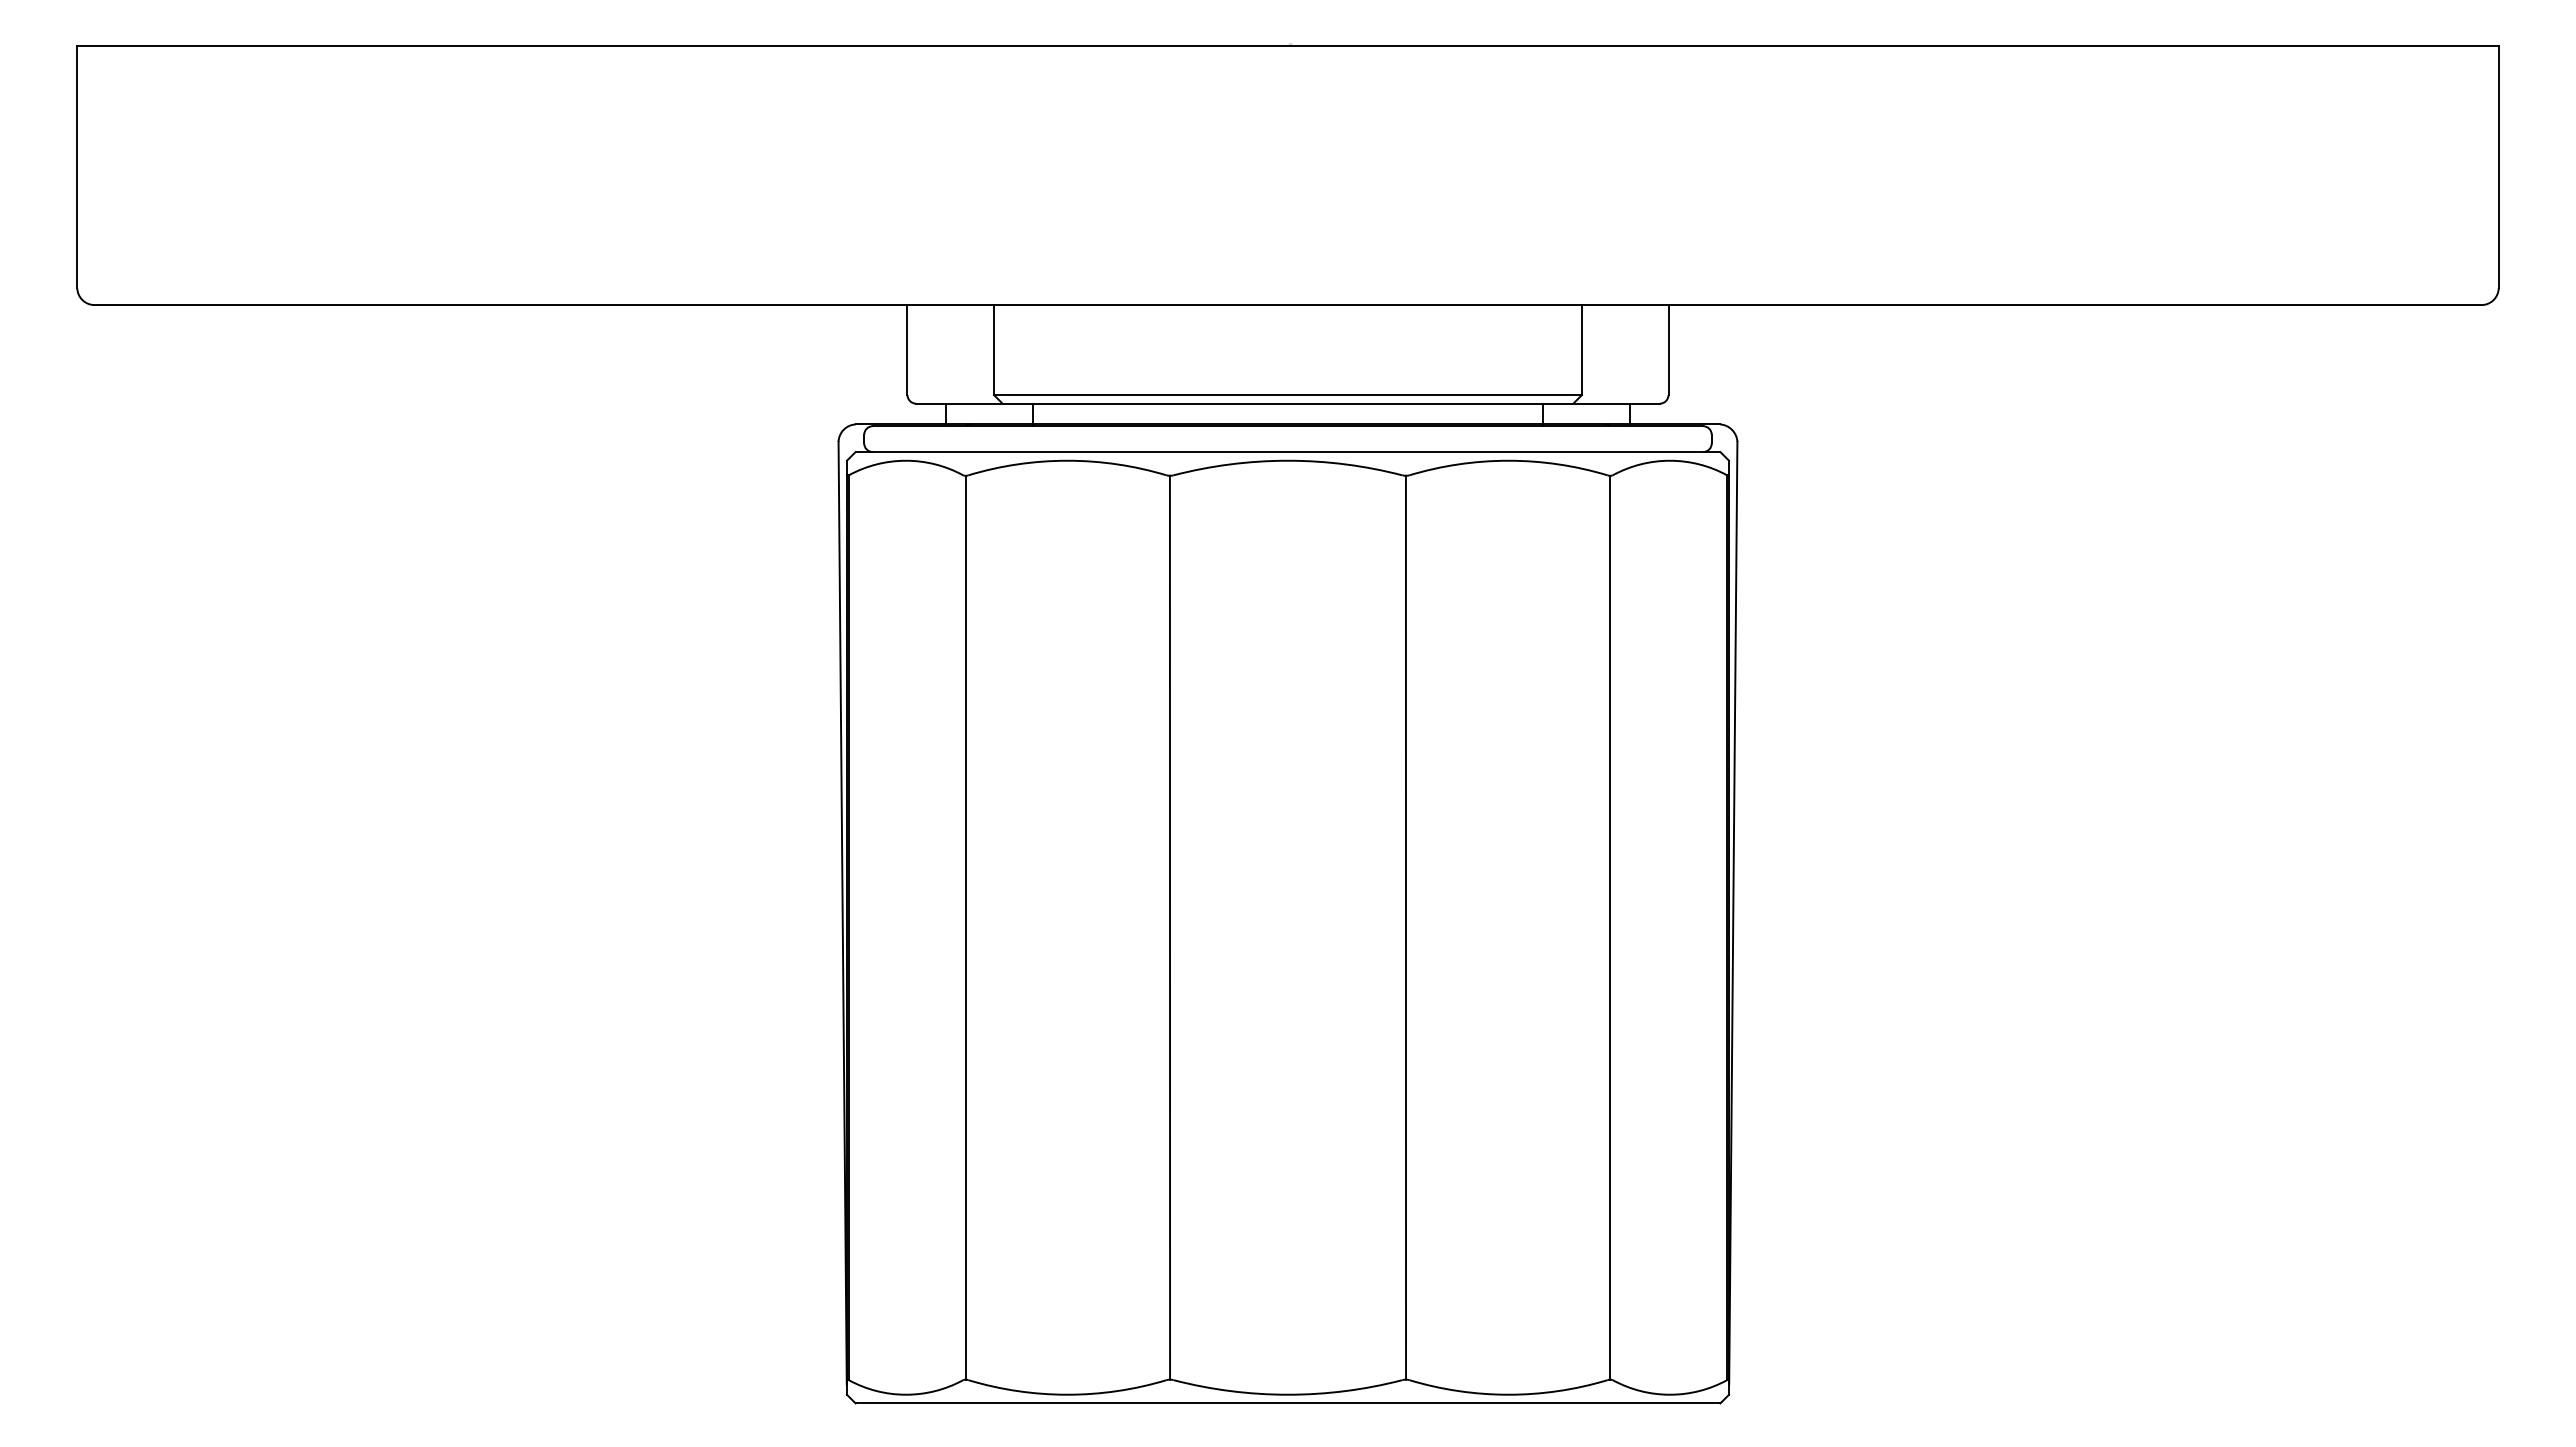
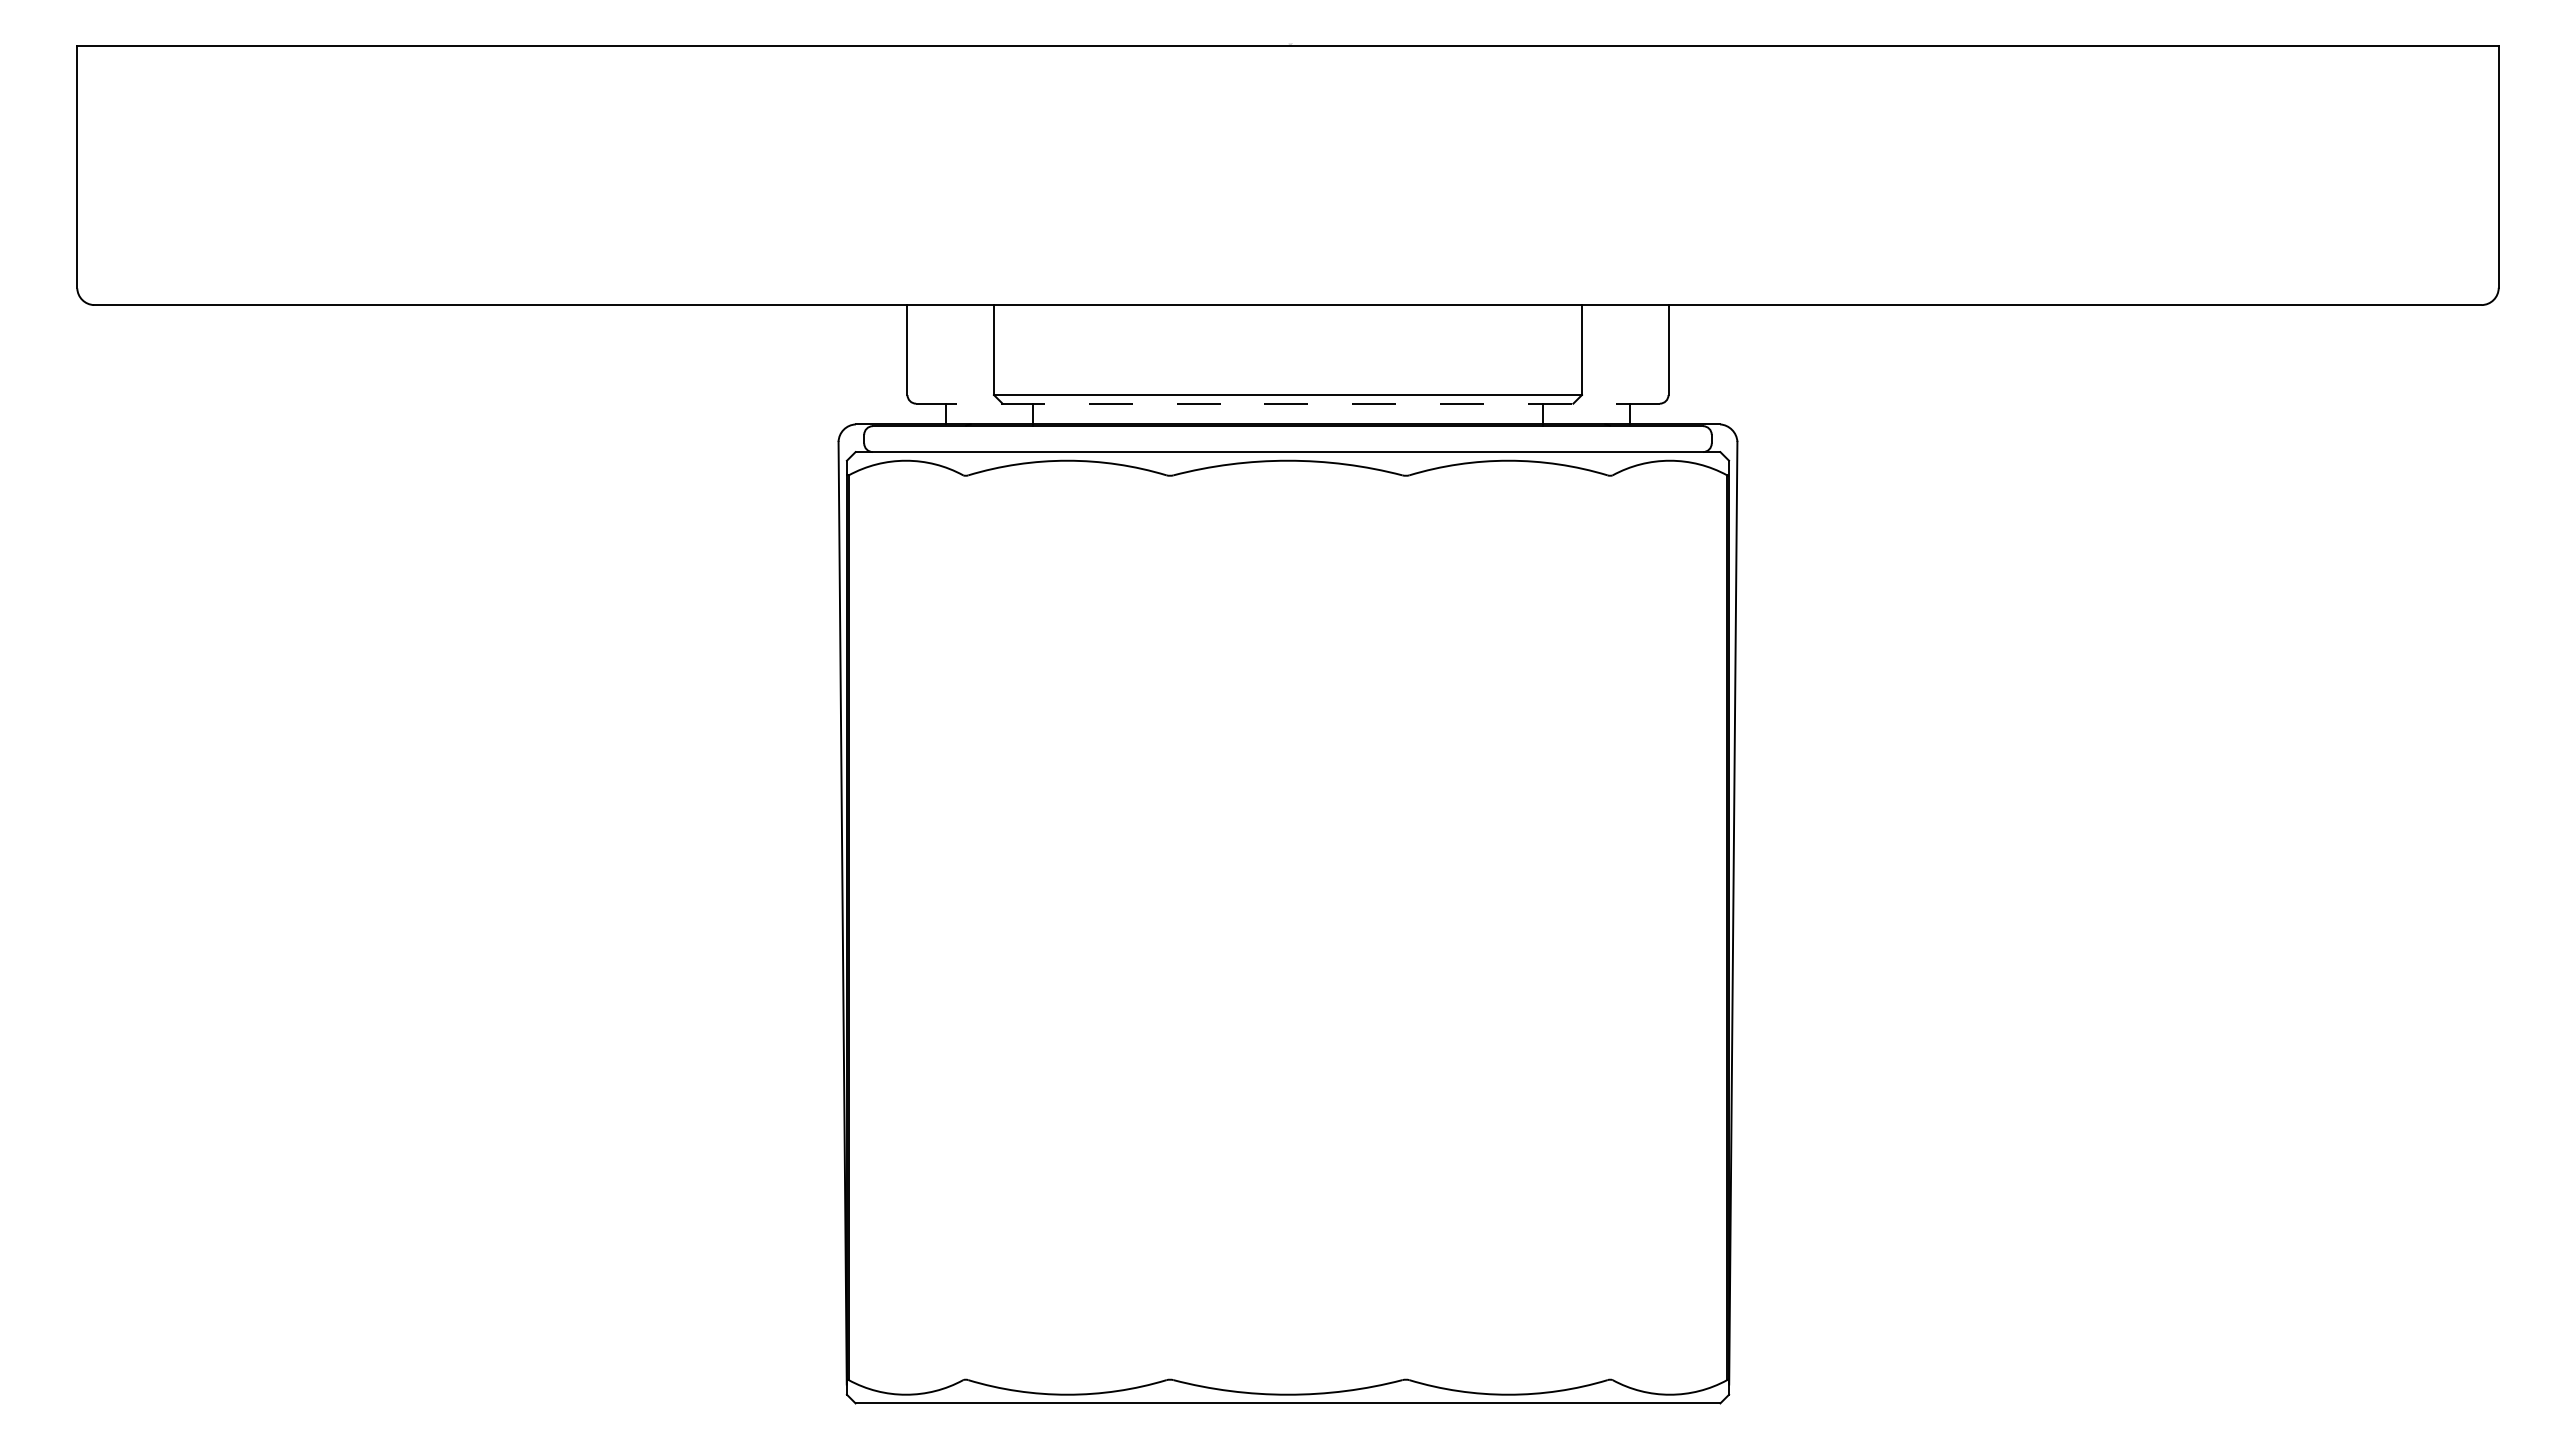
line: solid -> dashed (1288, 403)
line: present -> none (965, 927)
line: present -> none (1169, 927)
line: present -> none (1405, 927)
line: present -> none (1610, 927)
